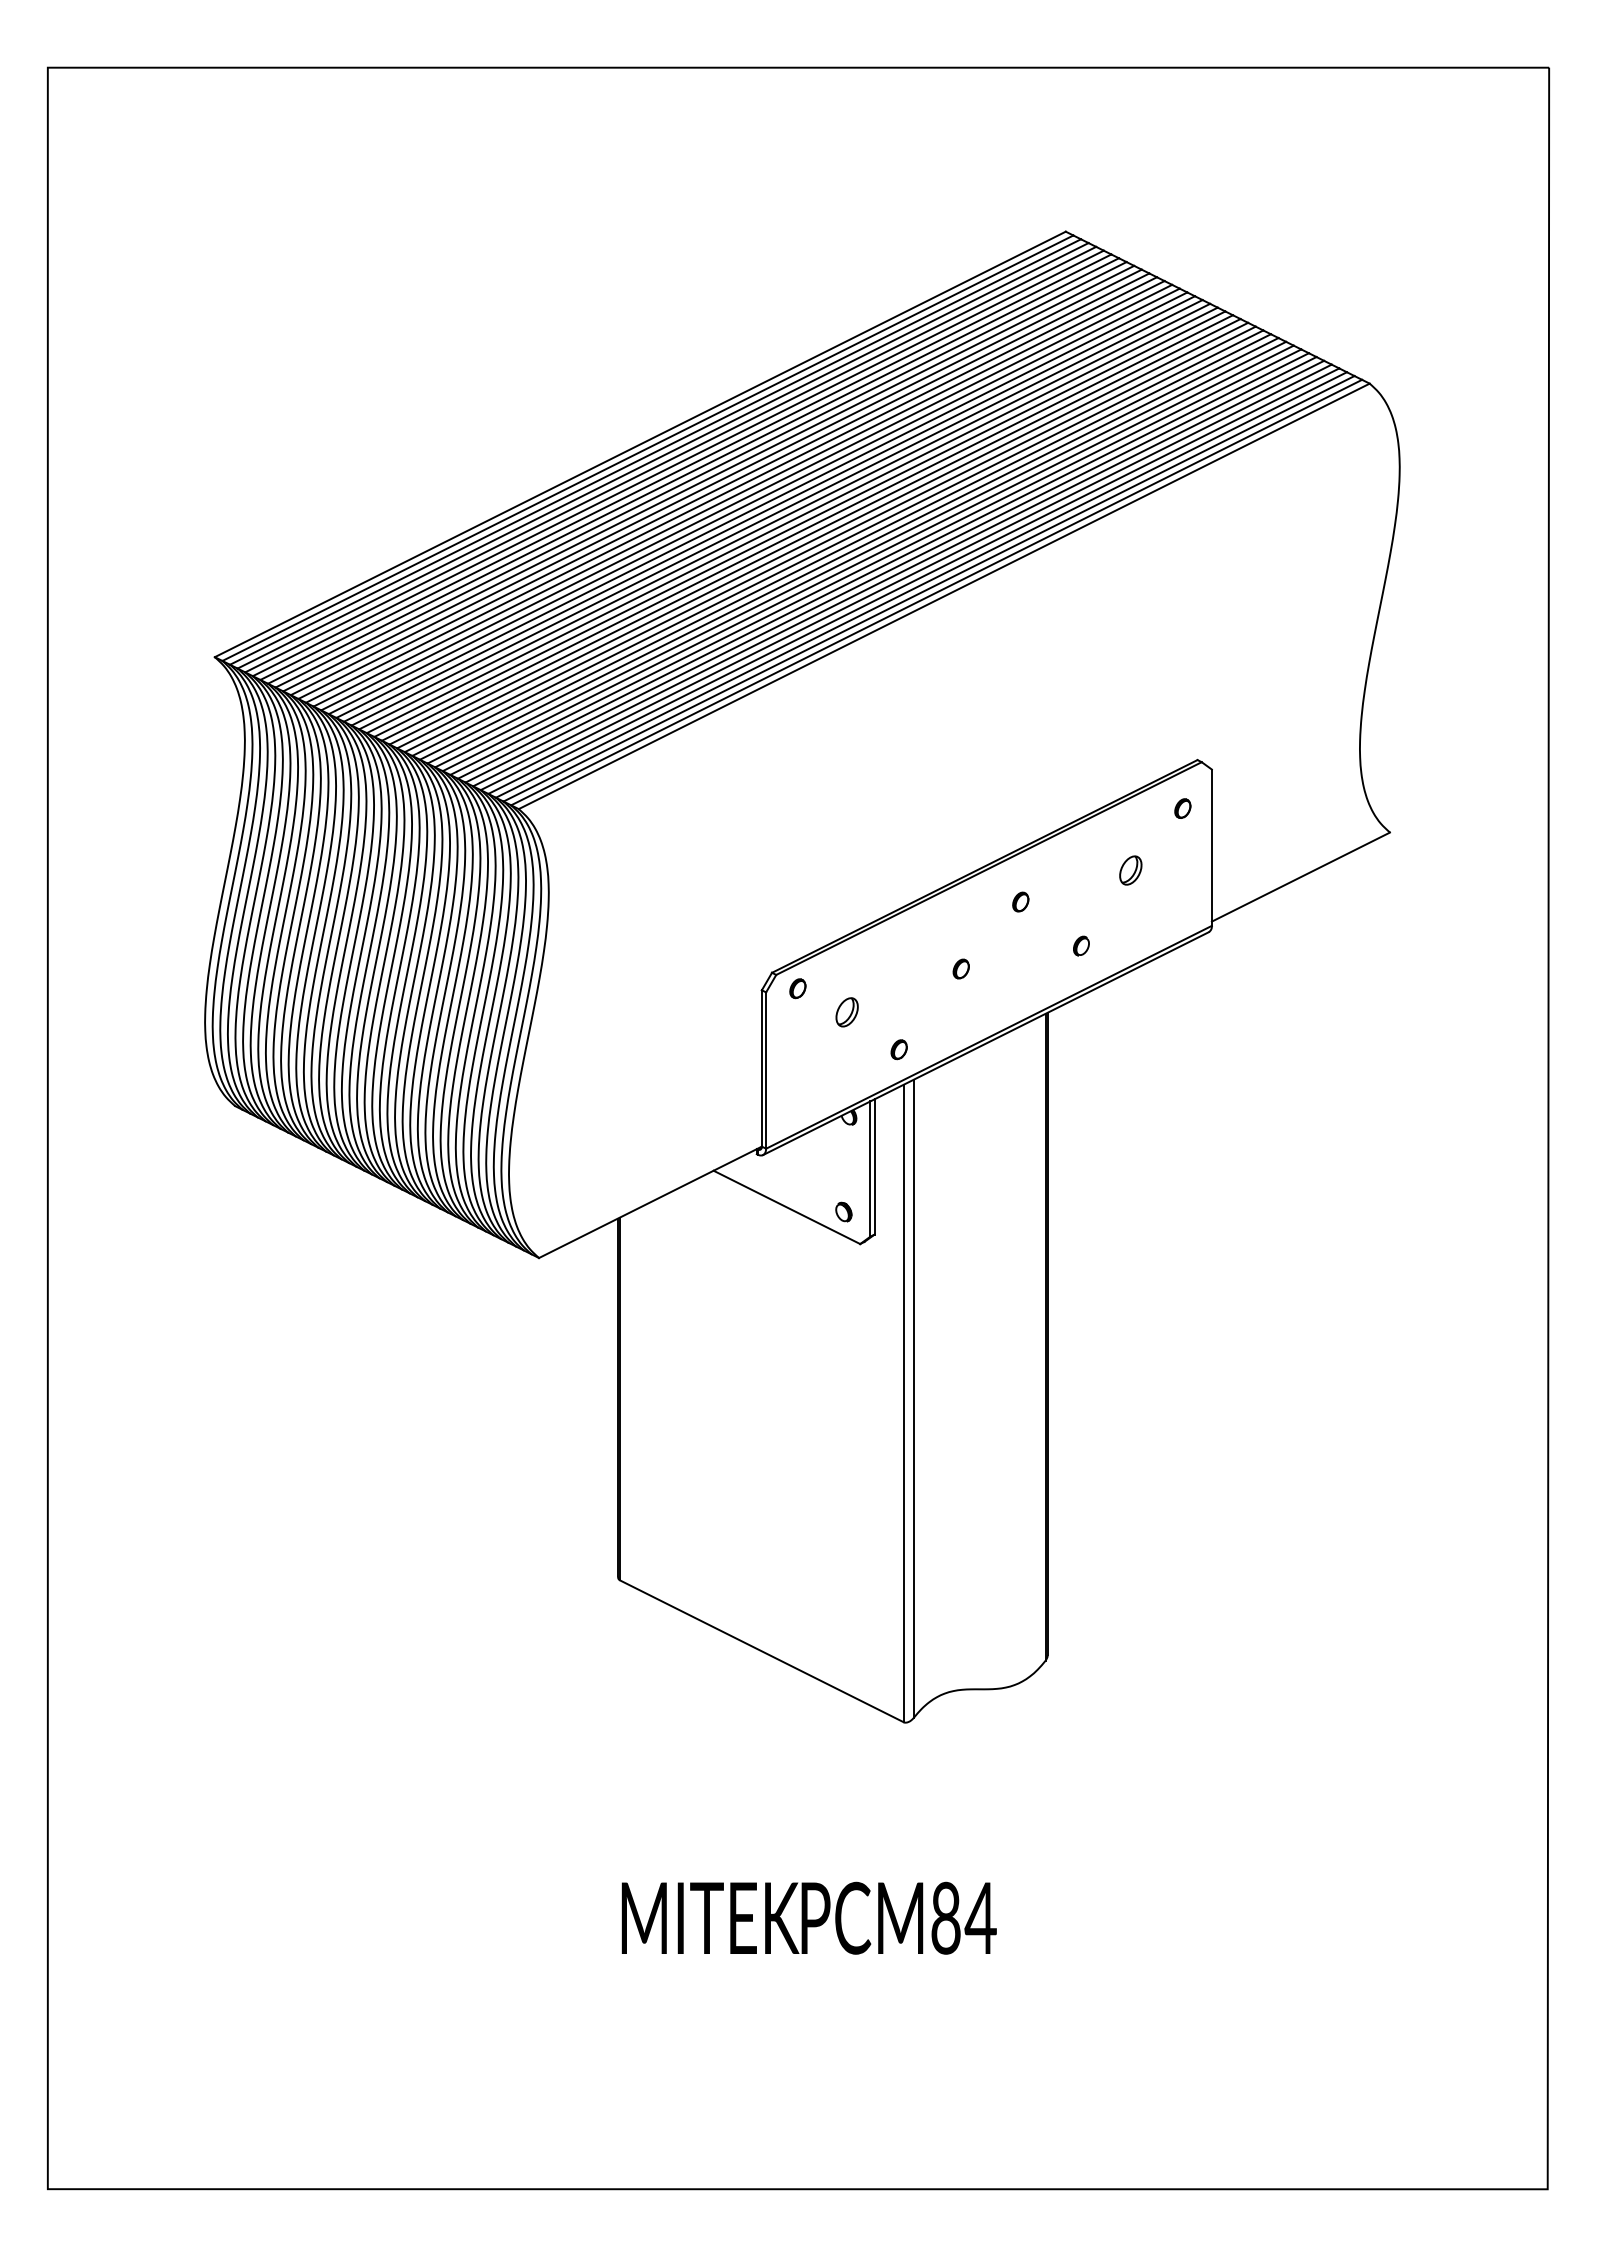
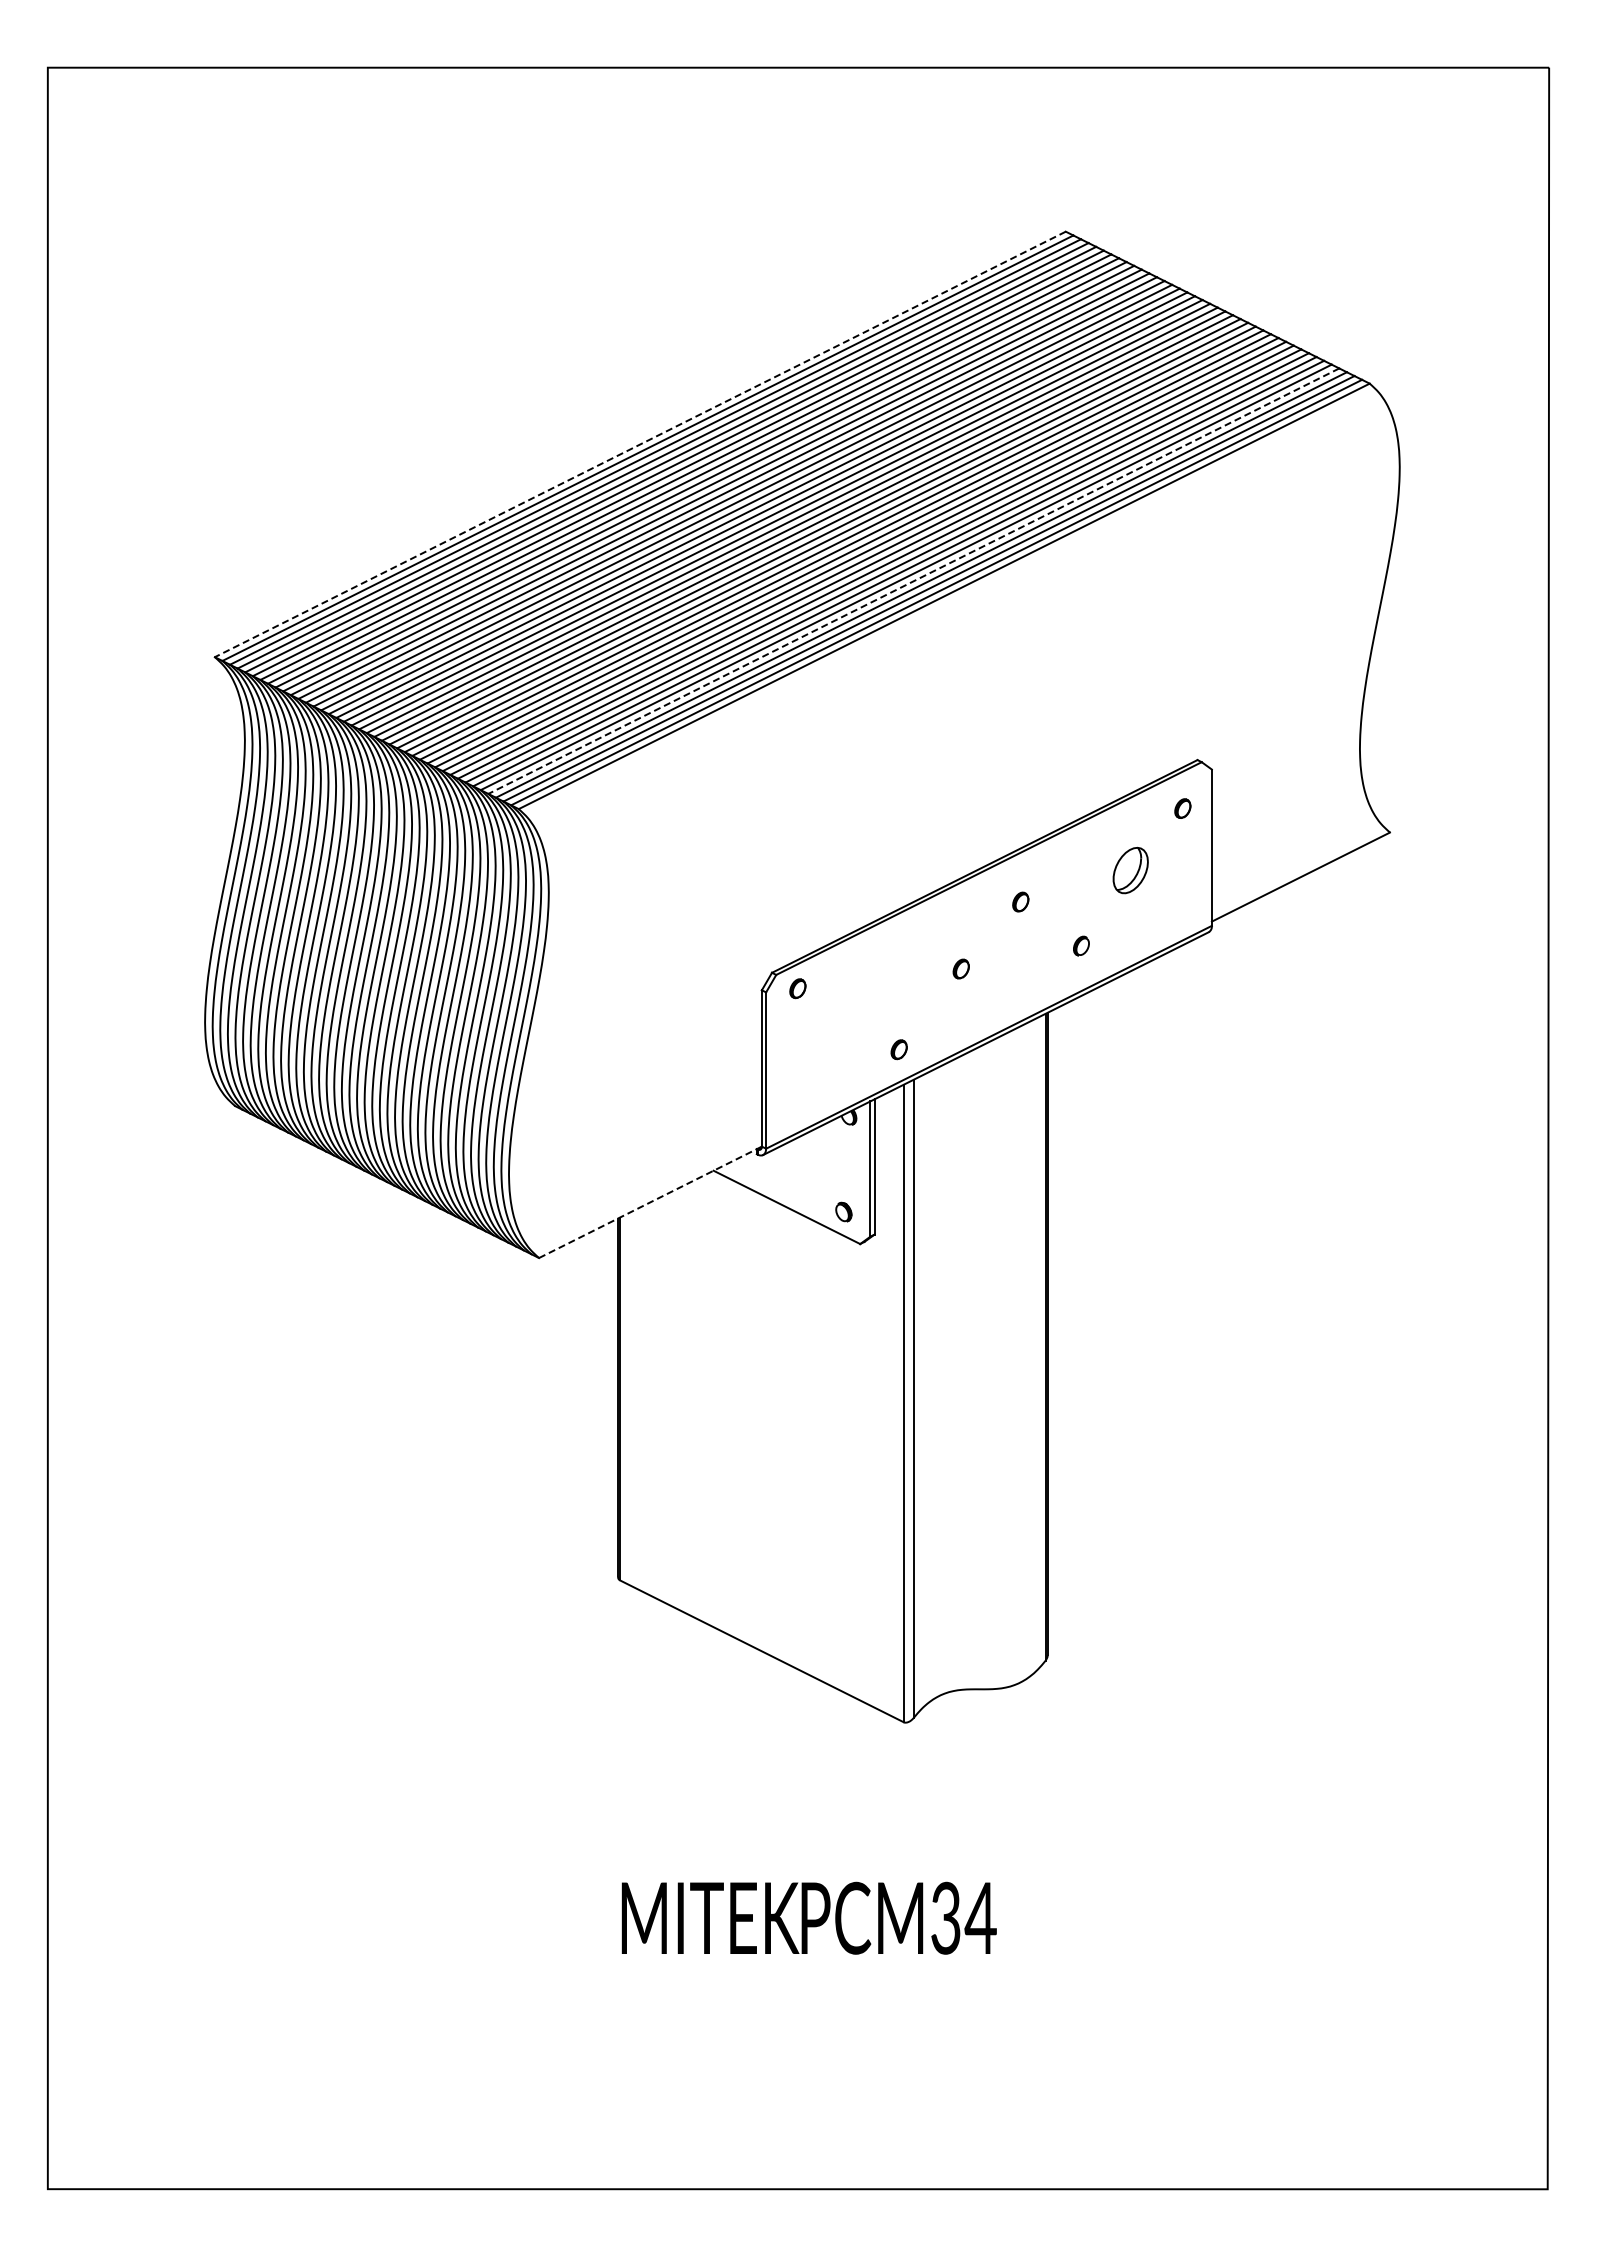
line: solid -> dashed (640, 444)
line: solid -> dashed (913, 581)
part size: 24x31 px -> 37x49 px (1130, 870)
part: present -> none (846, 1012)
line: solid -> dashed (650, 1202)
text: PCM84 -> PCM34 (945, 1918)
